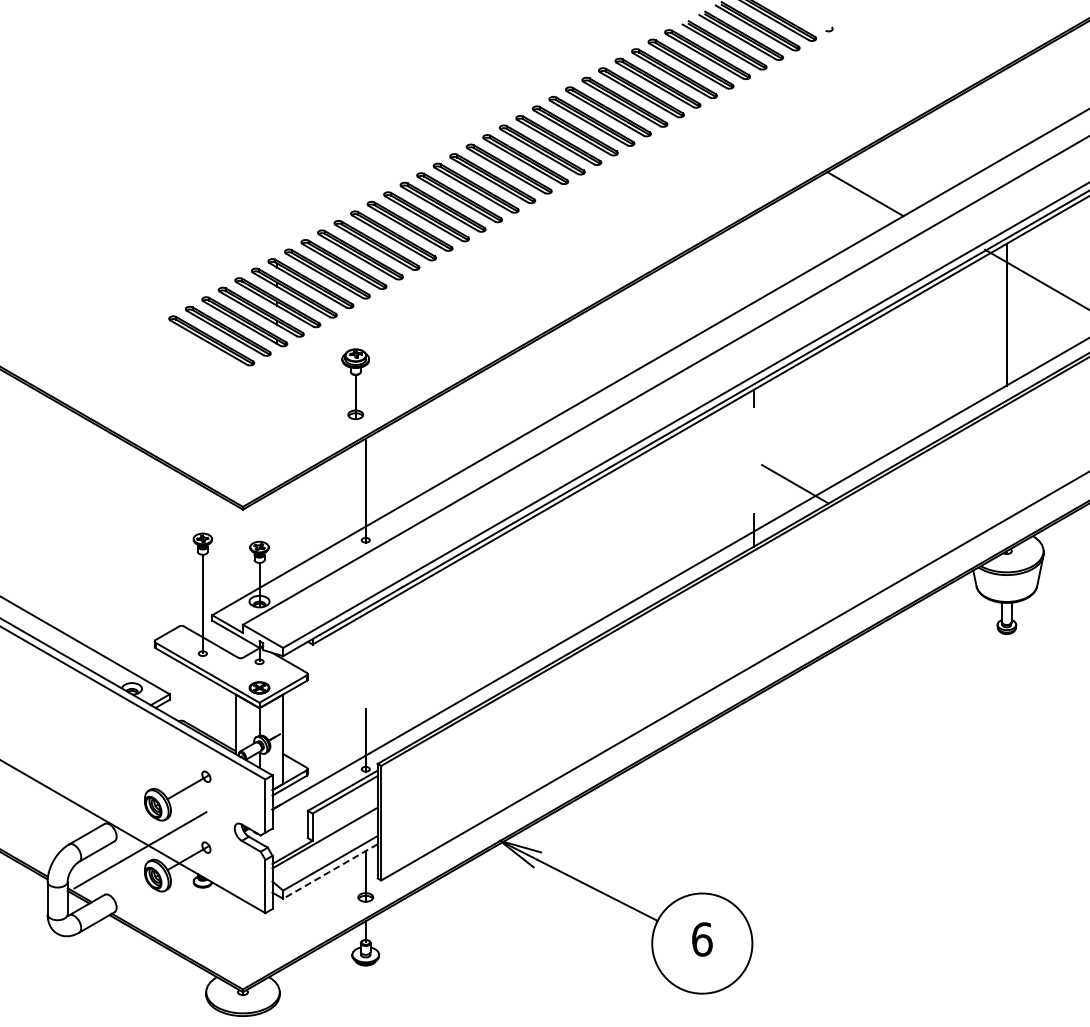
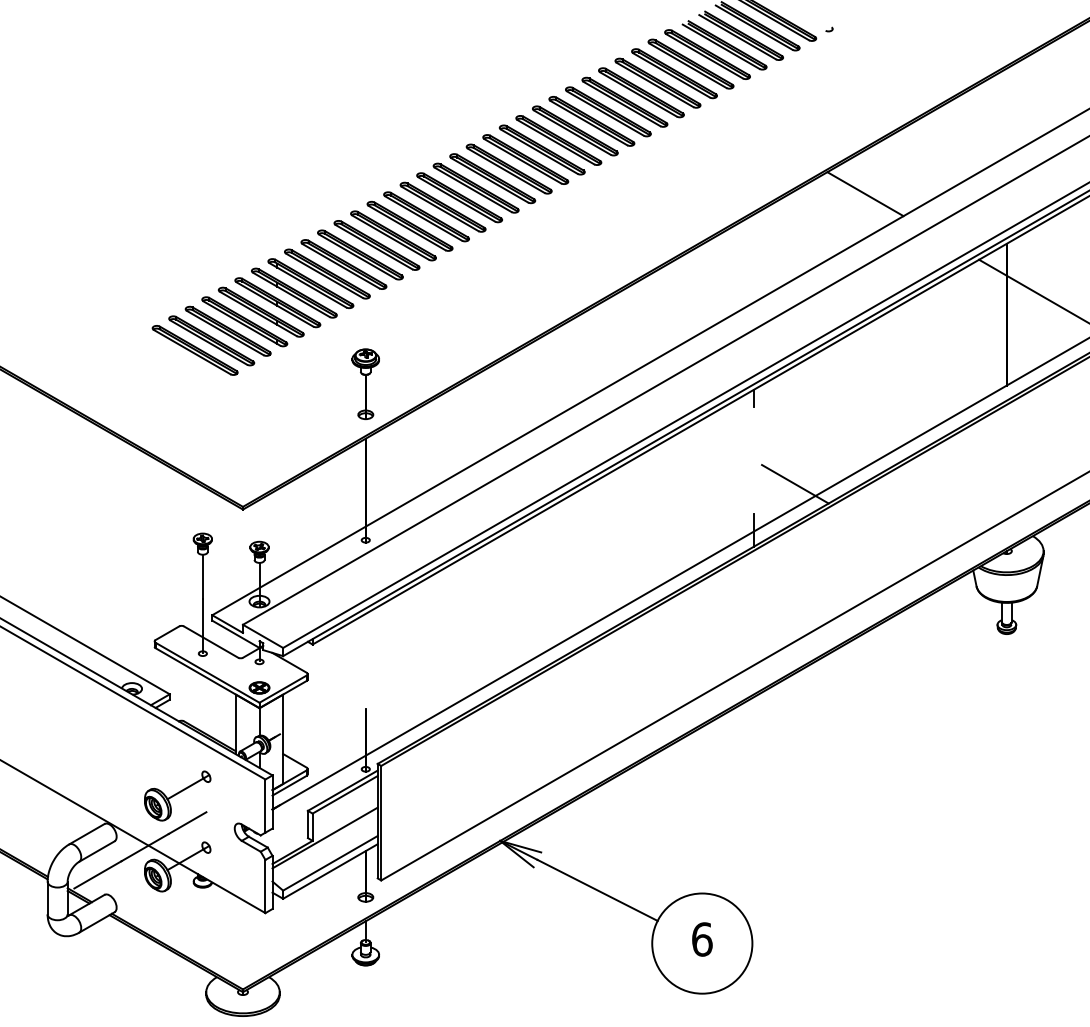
line position: (1035, 278) -> (1032, 290) (1032, 290)
part: none -> present (194, 350)
part position: (355, 384) -> (365, 384) (365, 384)
line: dashed -> solid (330, 871)
